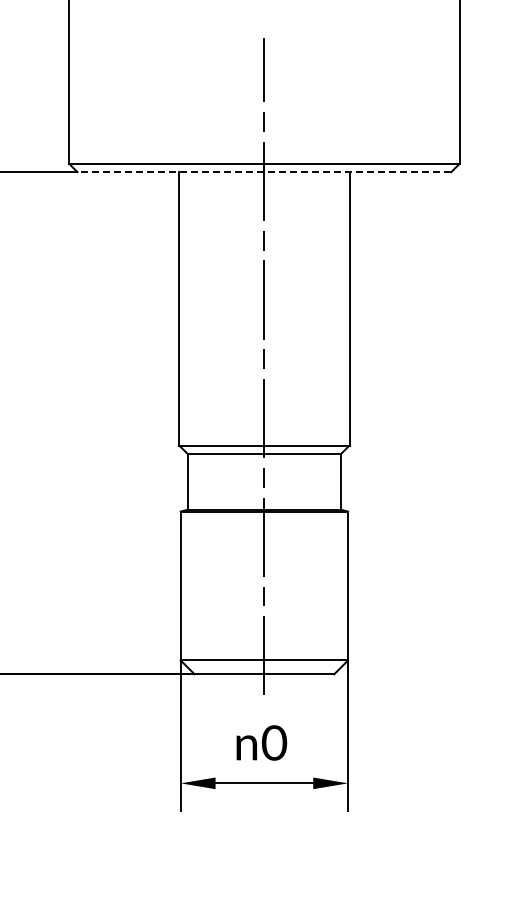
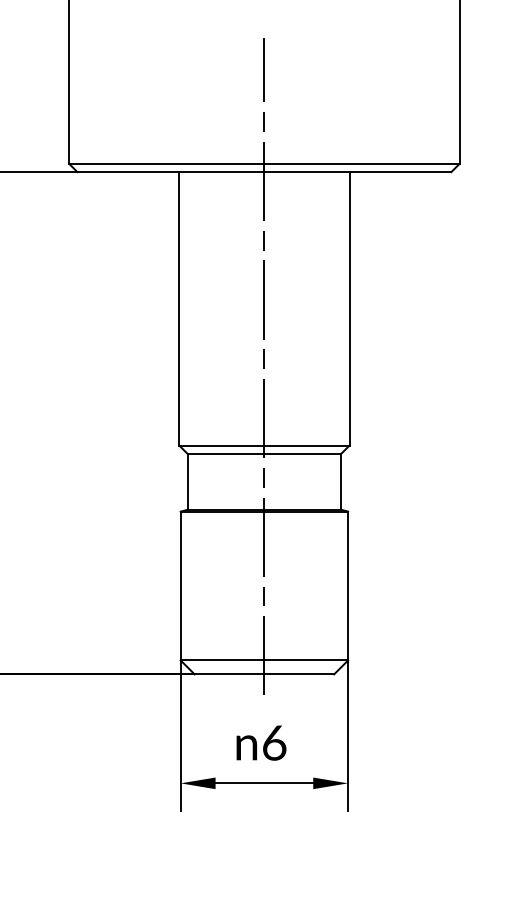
line: dashed -> solid (264, 172)
text: 0 -> 6 (274, 742)
